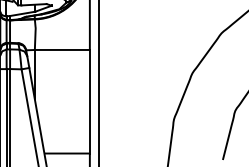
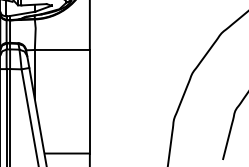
line: present -> none (99, 82)
